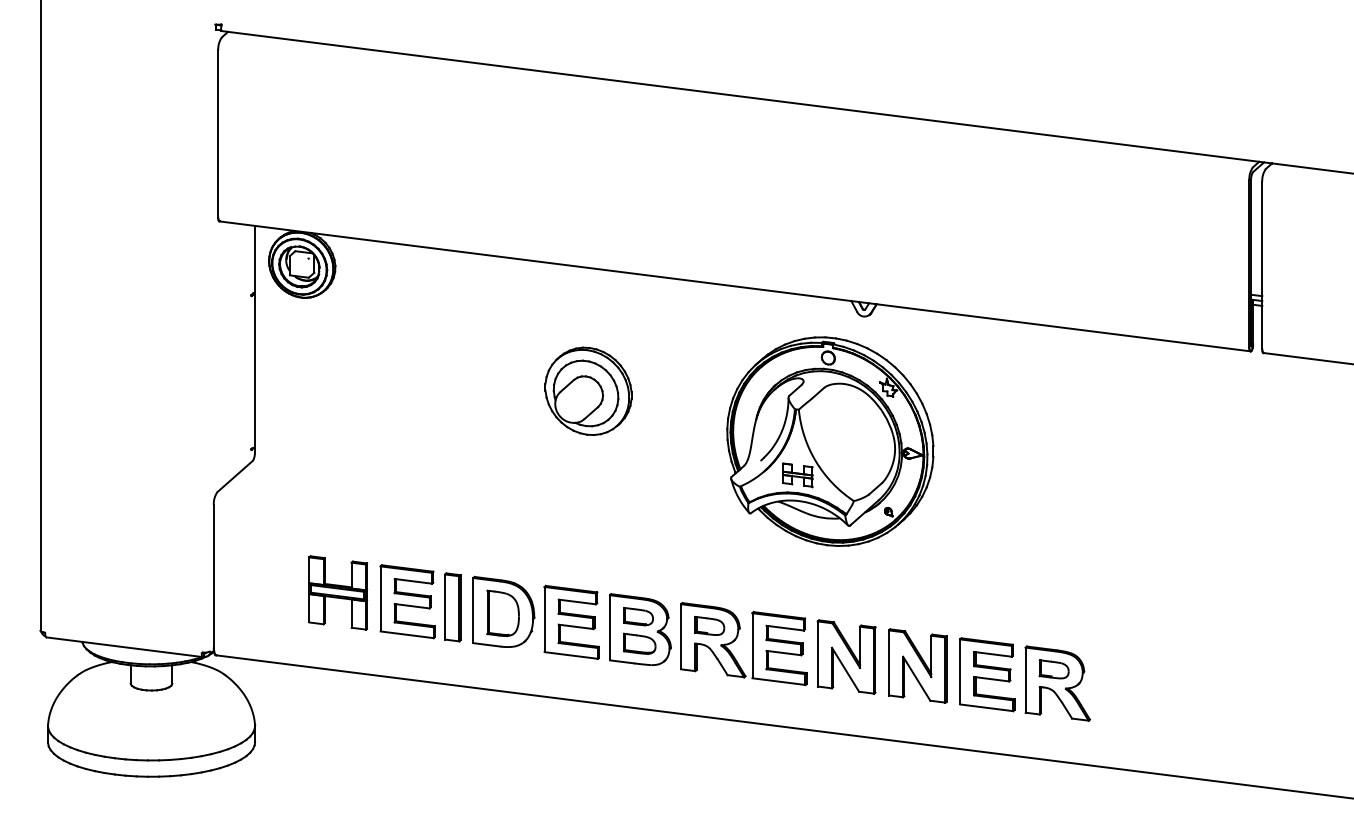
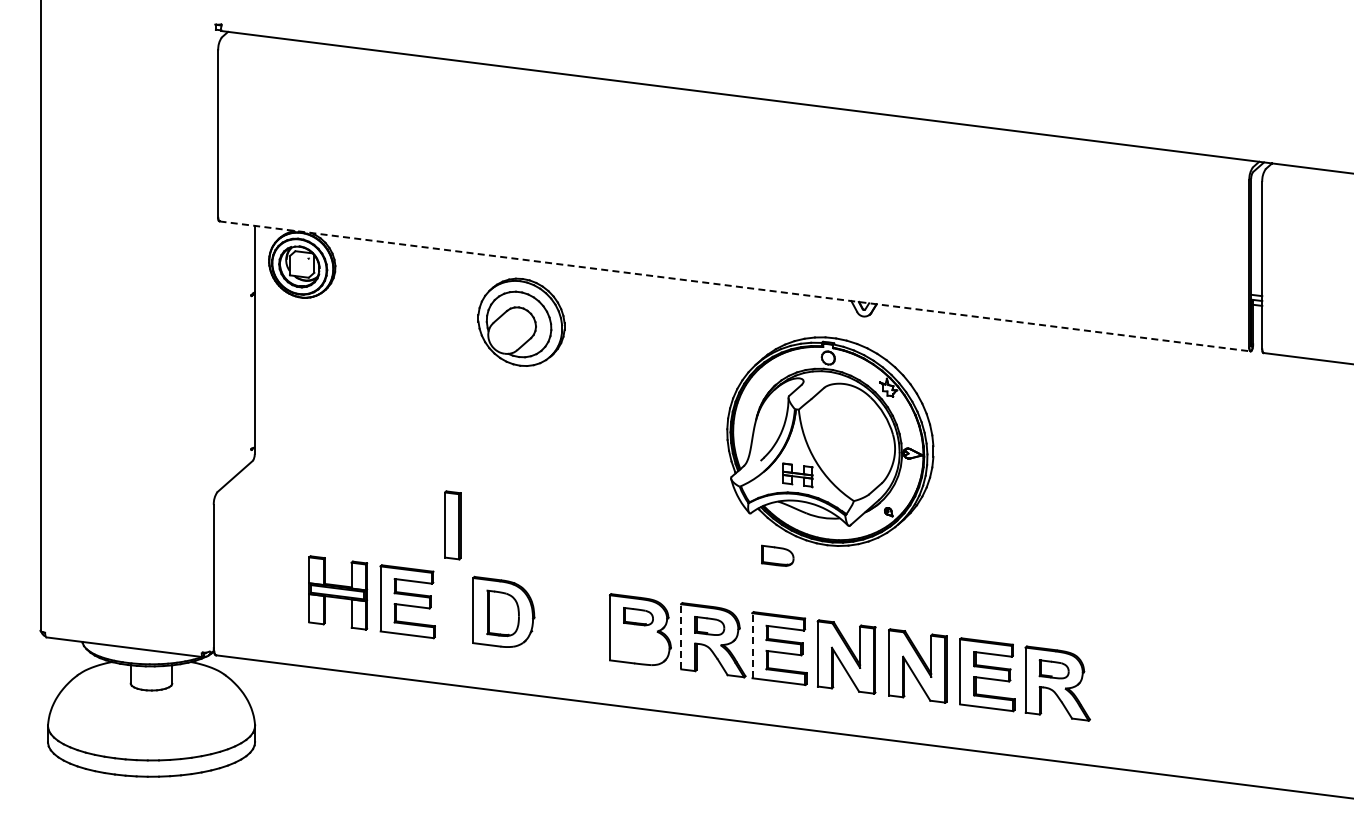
line: solid -> dashed (735, 286)
part position: (588, 390) -> (521, 321) (521, 321)
part position: (452, 607) -> (452, 525) (452, 525)
part: present -> none (571, 621)
line: solid -> dashed (681, 636)
part position: (639, 643) -> (777, 555) (777, 555)
line: solid -> dashed (752, 645)
